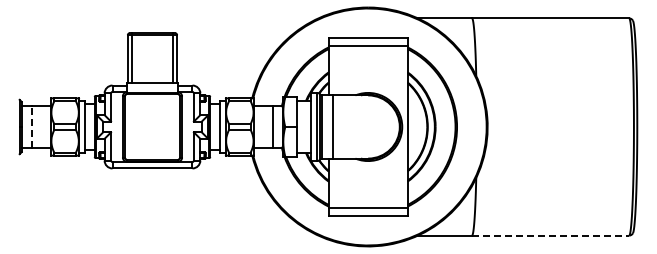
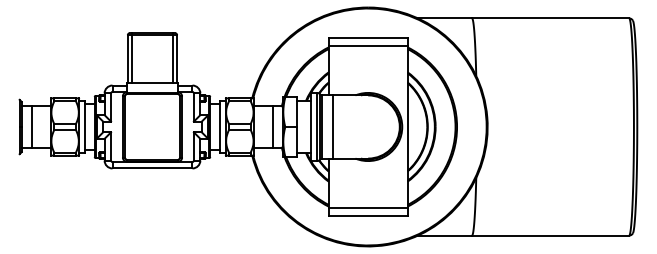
line: dashed -> solid (31, 127)
line: dashed -> solid (550, 235)
